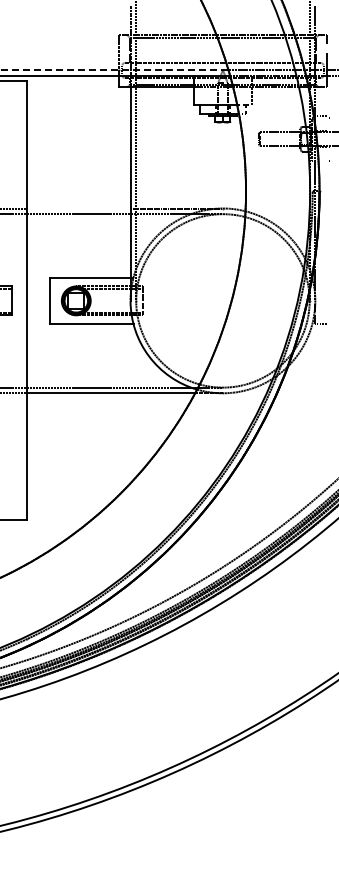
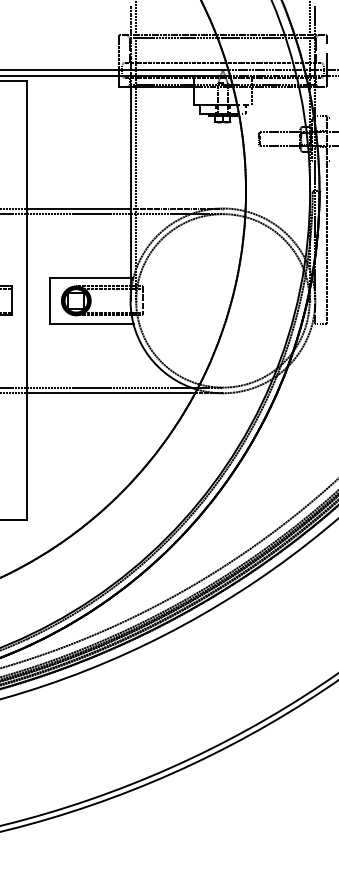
line: dashed -> solid (114, 69)
line: none -> present (78, 208)
line: none -> present (326, 220)
